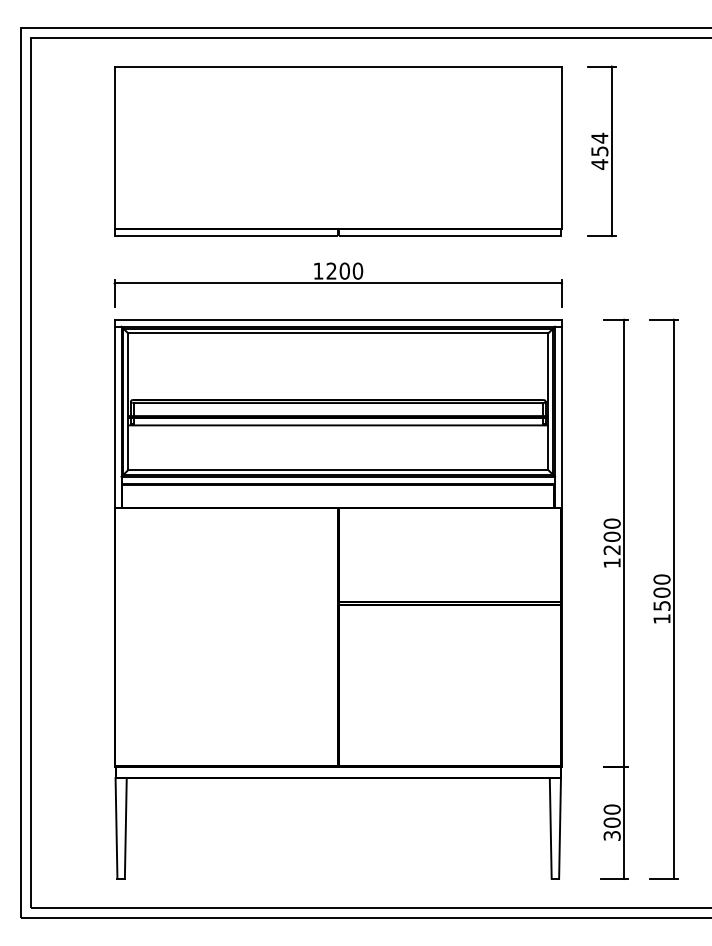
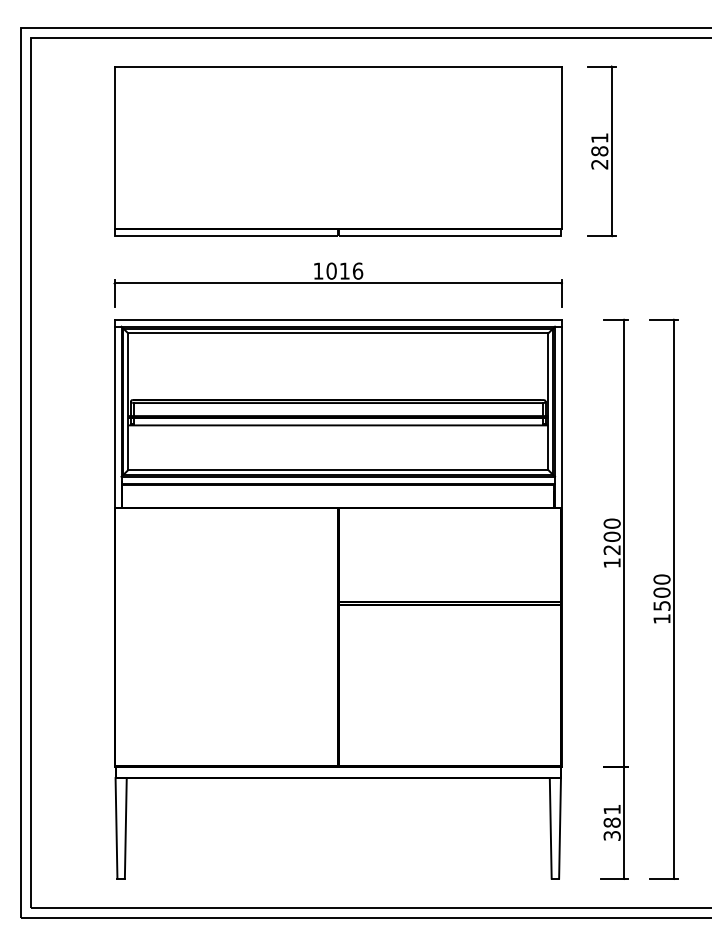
text: 454 -> 281 (599, 150)
text: 1200 -> 1016 (344, 270)
text: 300 -> 381 (611, 815)
